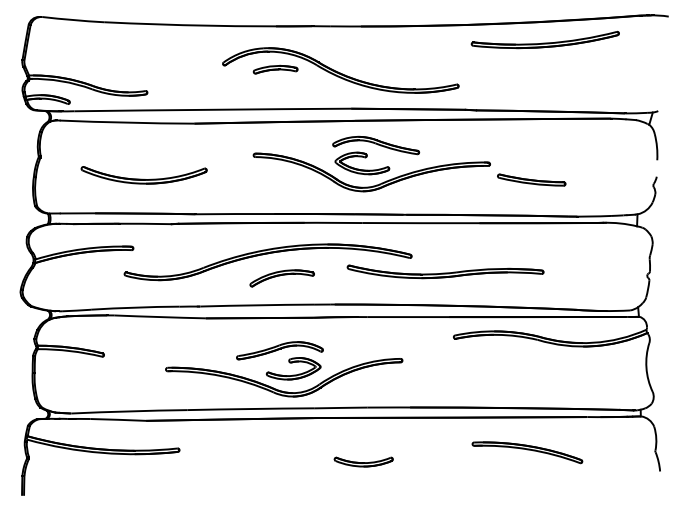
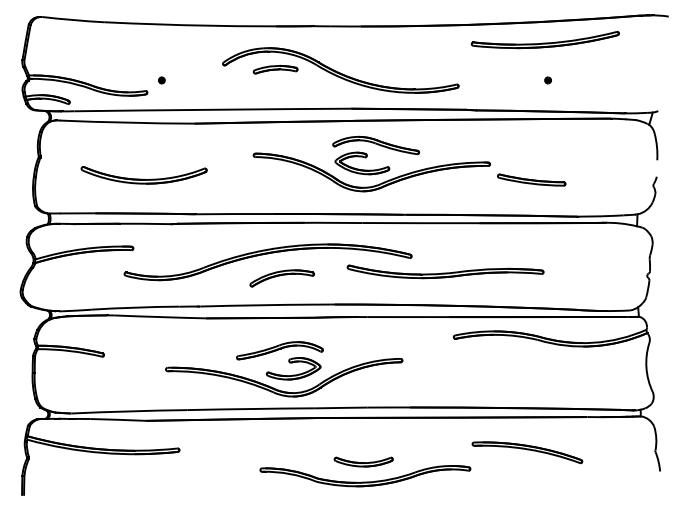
part: none -> present (161, 80)
part: none -> present (547, 80)
part: none -> present (365, 476)
